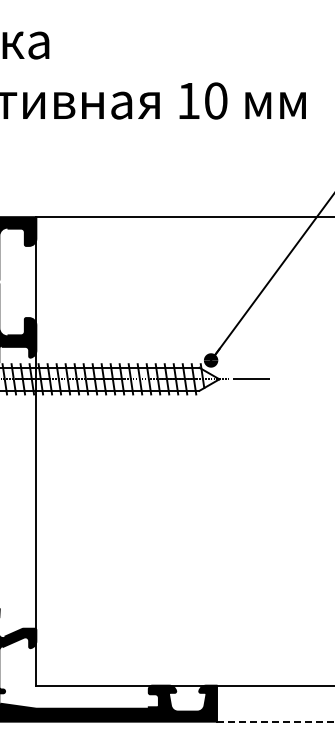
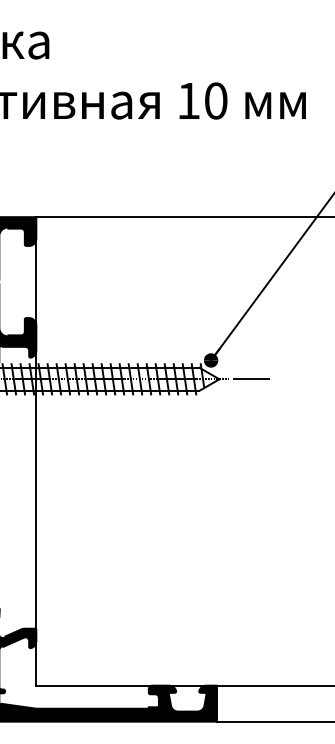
line: dashed -> solid (275, 721)
